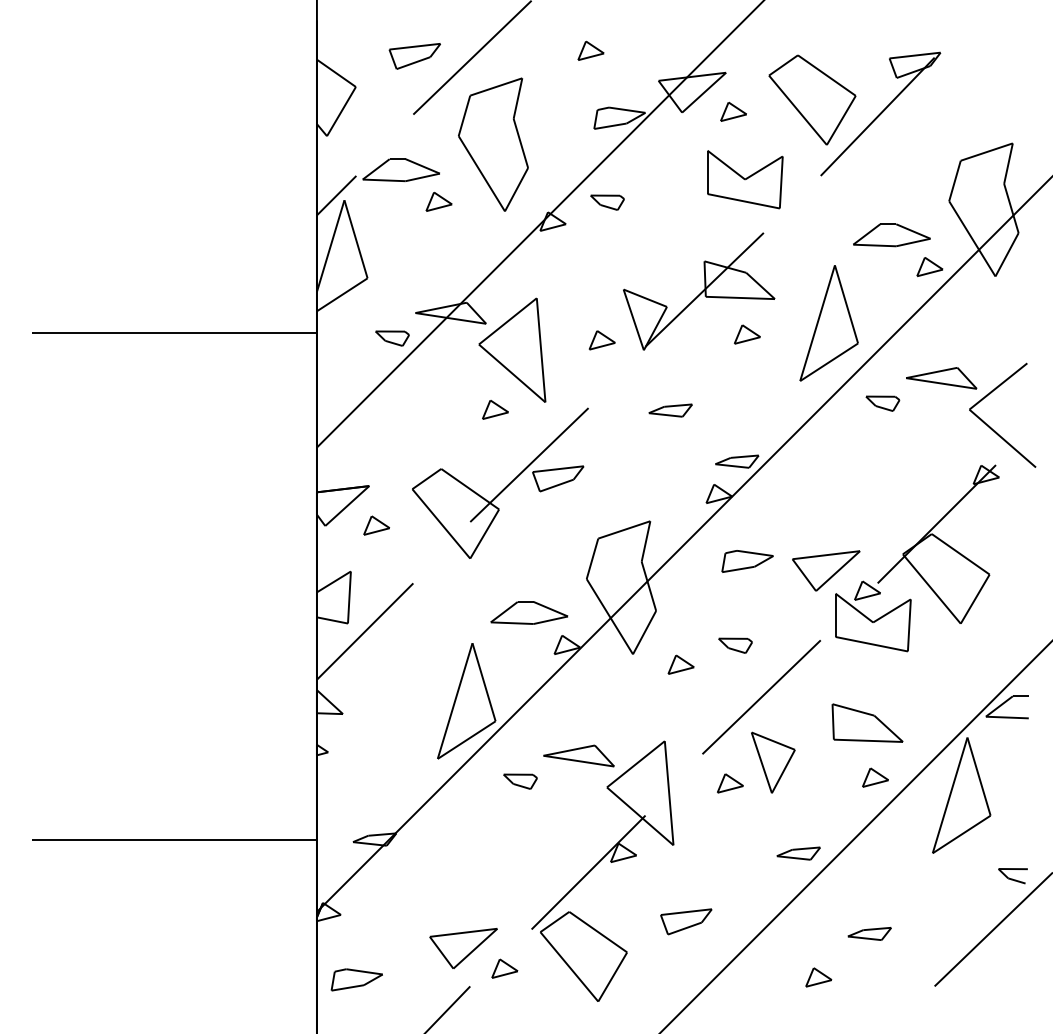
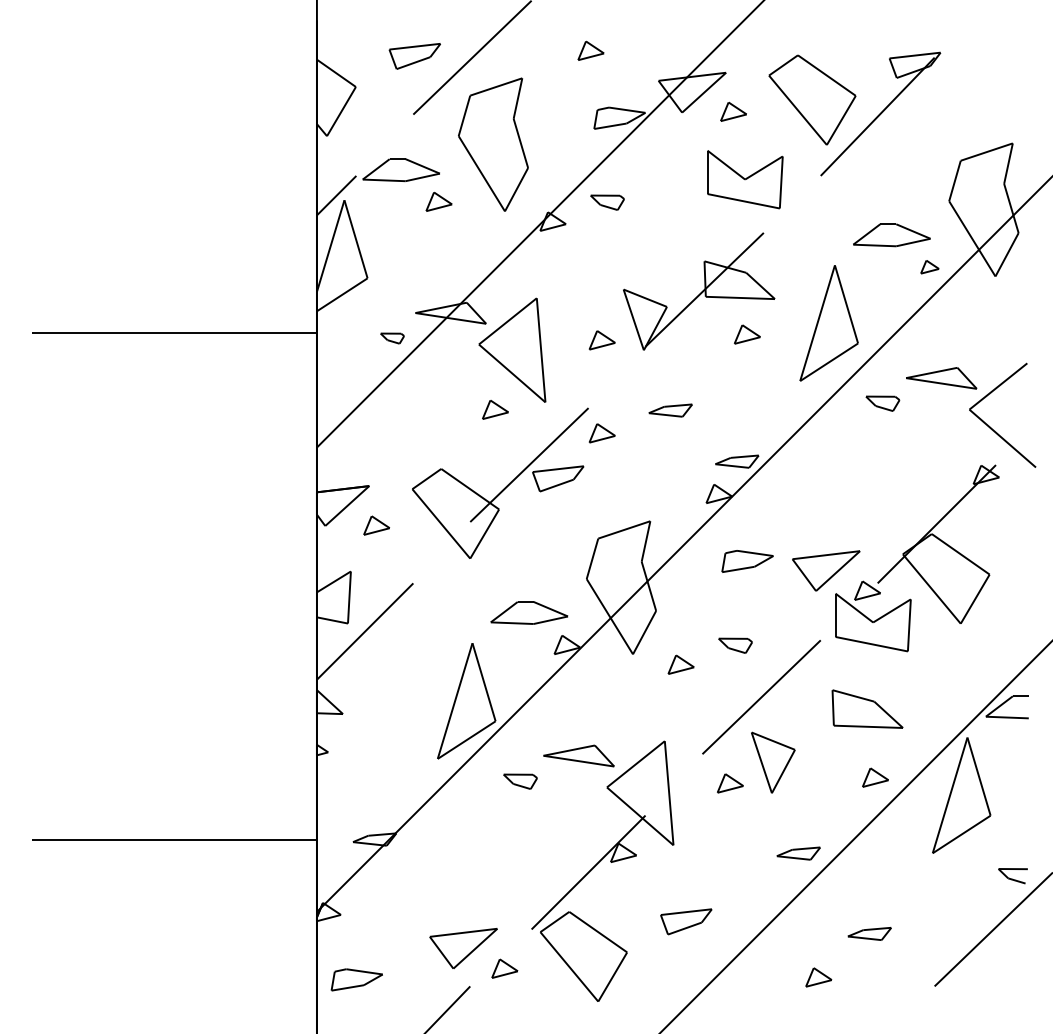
part size: 28x21 px -> 20x15 px (929, 267)
part size: 35x17 px -> 25x13 px (392, 338)
part: none -> present (601, 433)
part position: (867, 722) -> (867, 708) (867, 708)
